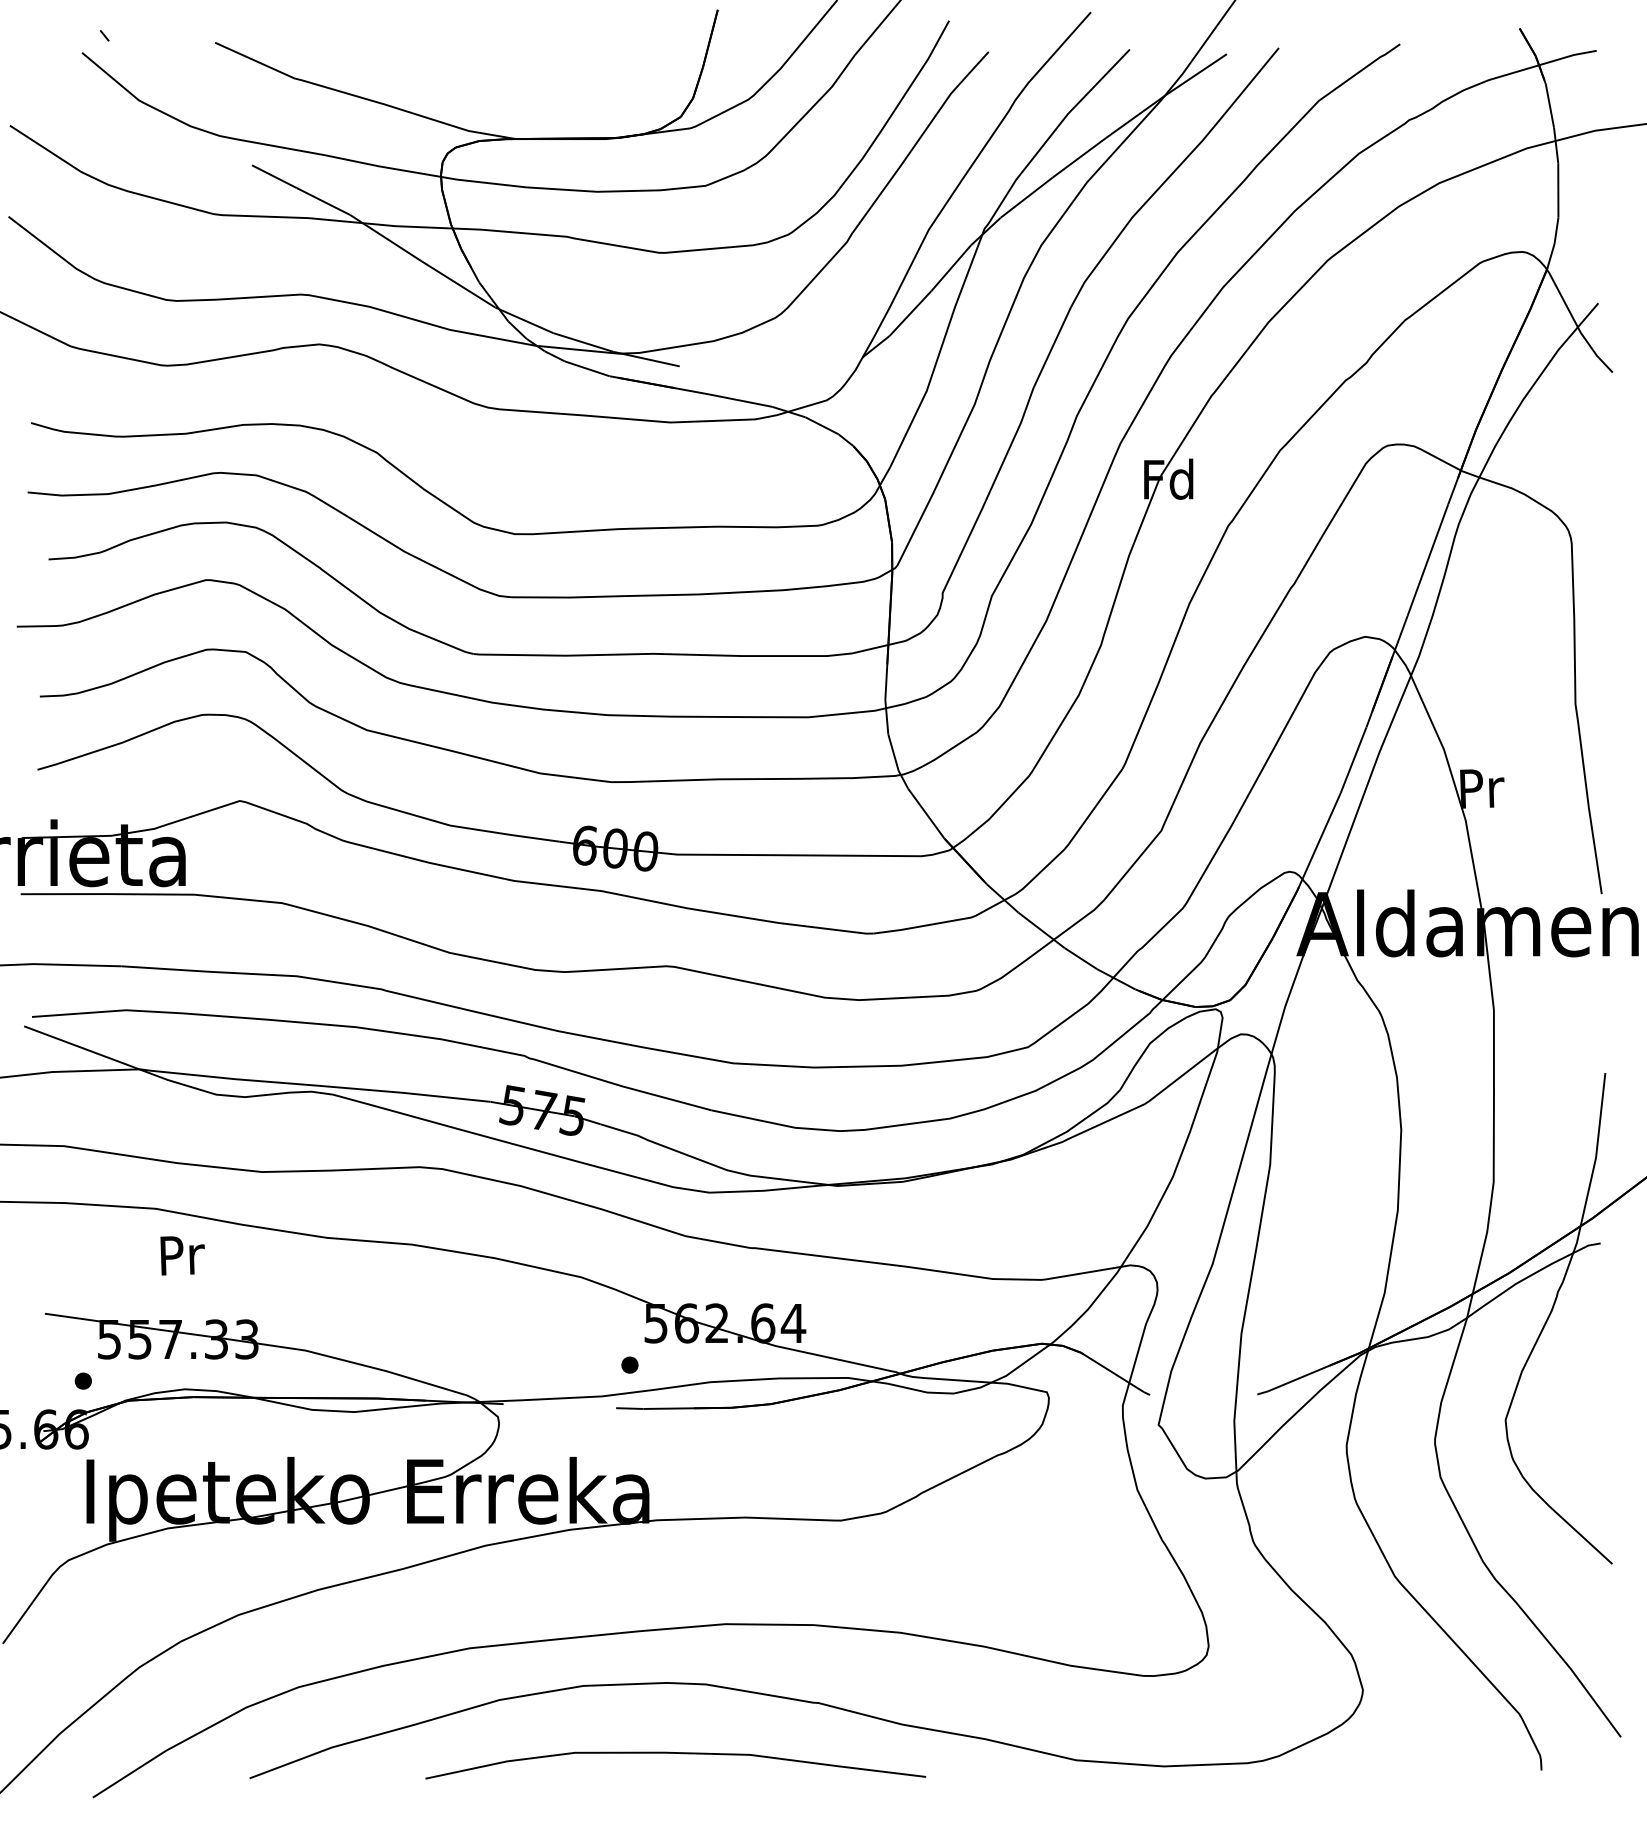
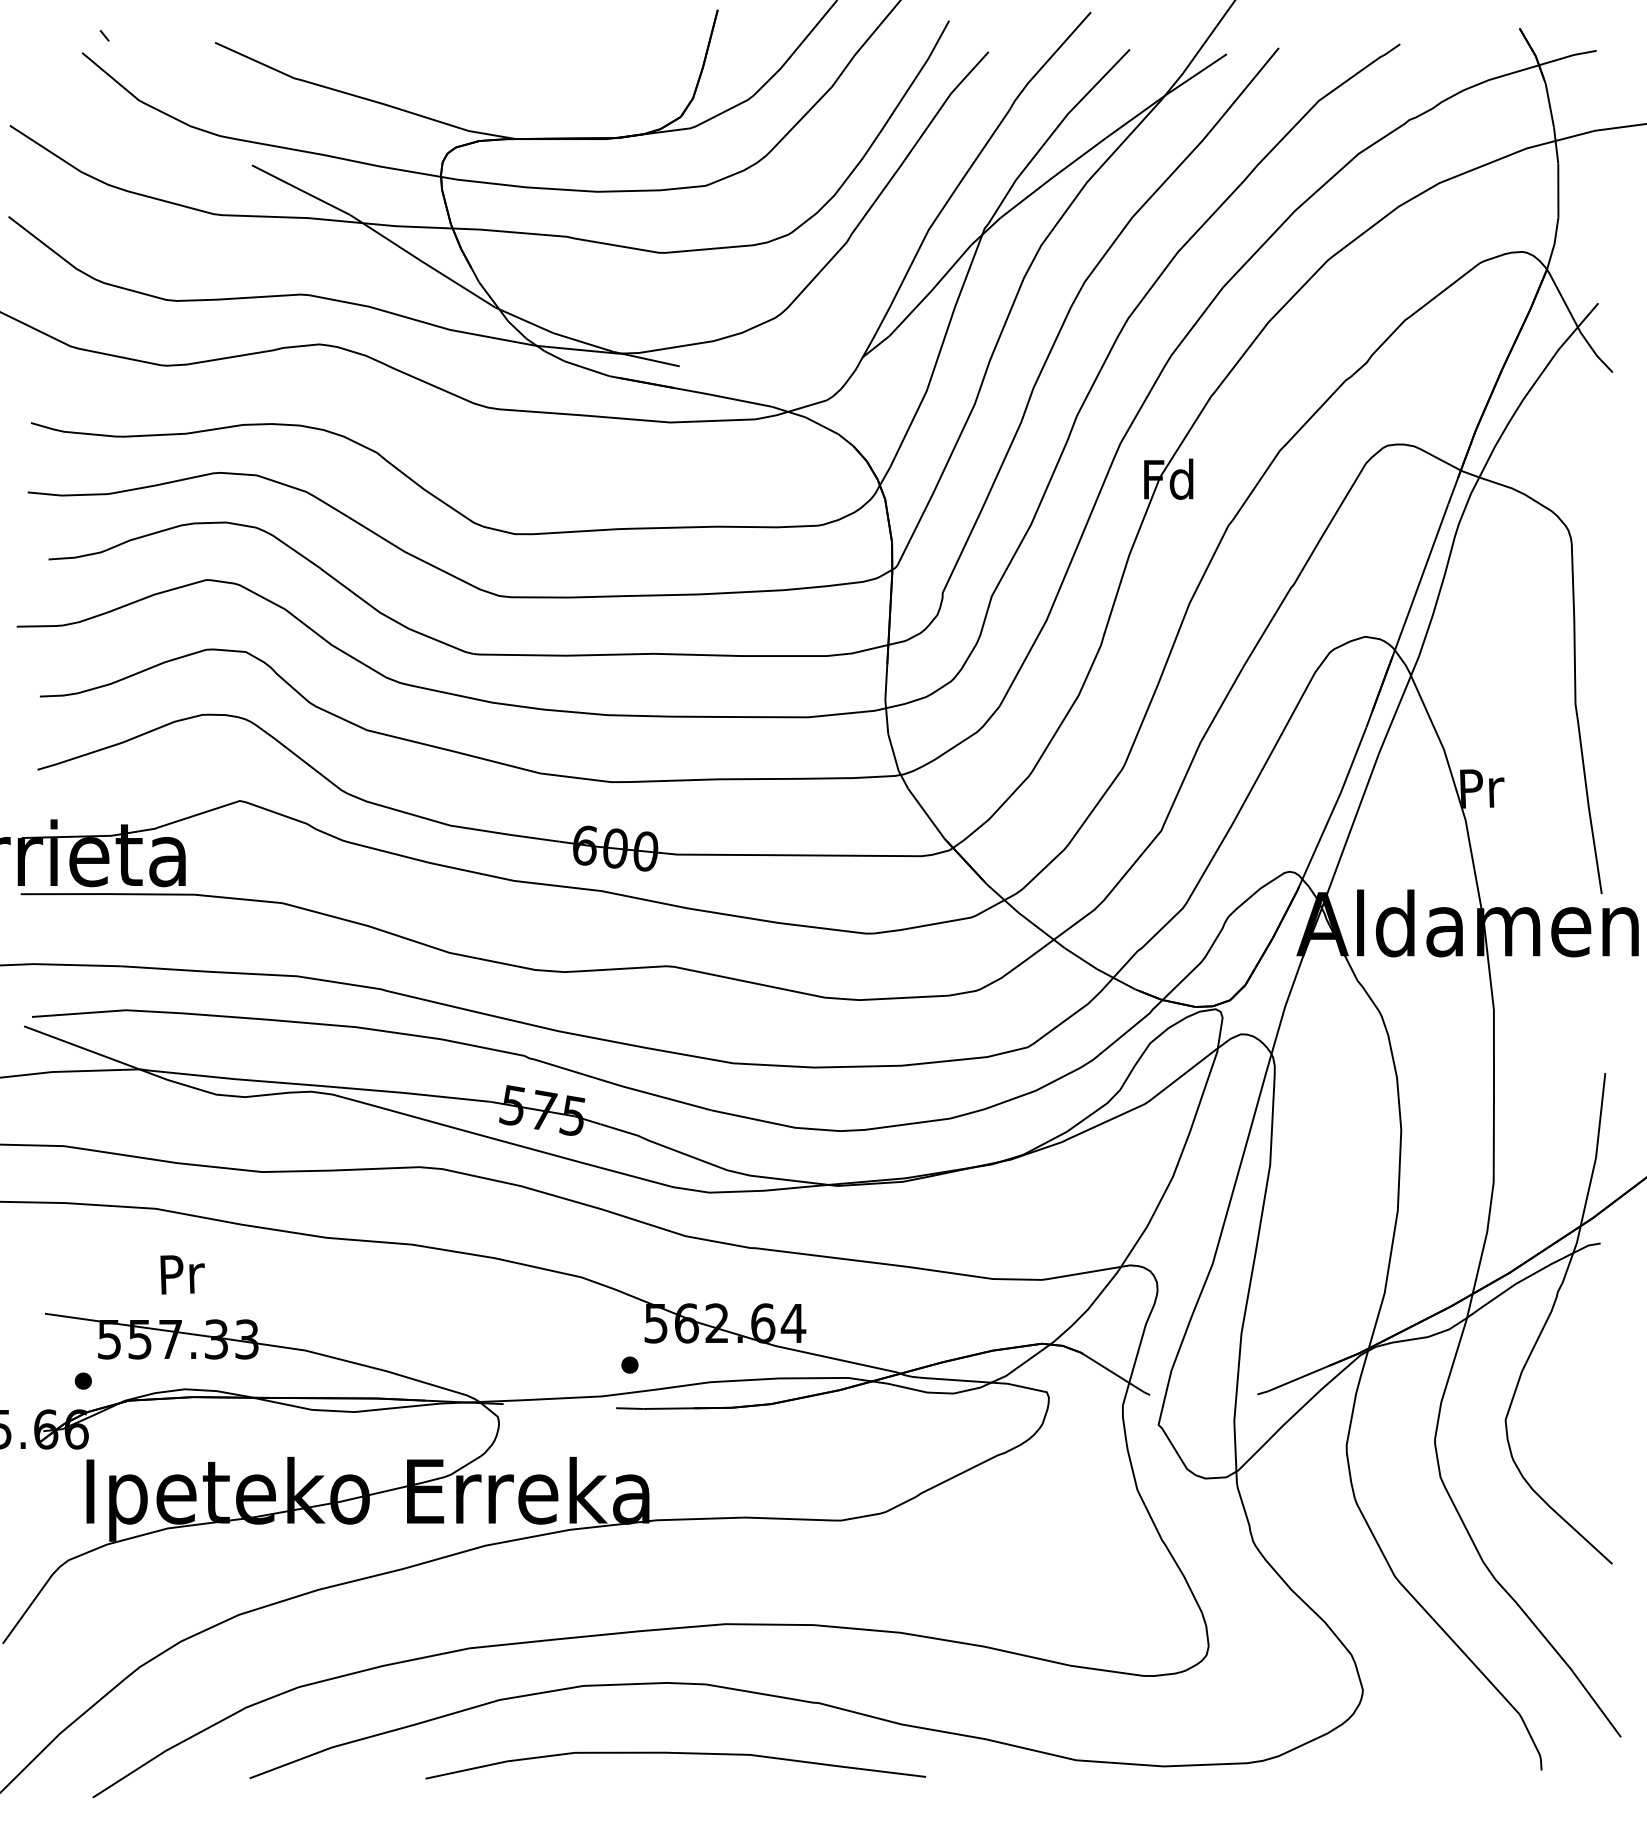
text position: (182, 1255) -> (182, 1274) (182, 1274)
